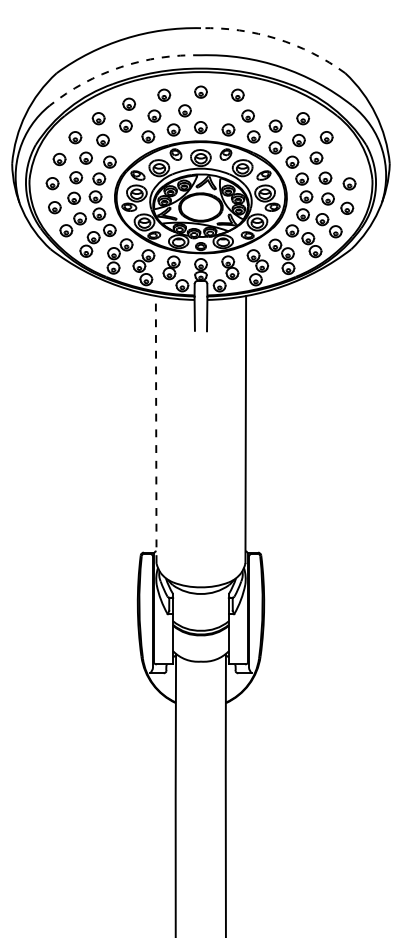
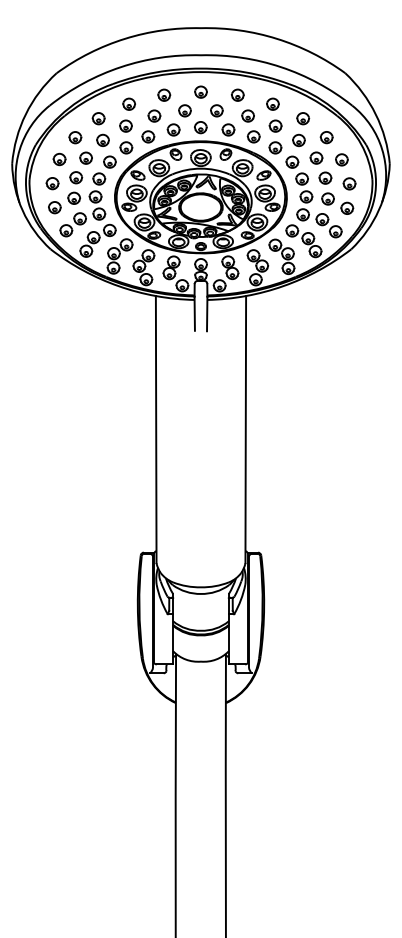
arc: dashed -> solid (276, 38)
arc: dashed -> solid (120, 67)
part: none -> present (272, 103)
part: none -> present (216, 110)
part: none -> present (126, 147)
part: none -> present (341, 159)
line: dashed -> solid (156, 429)
